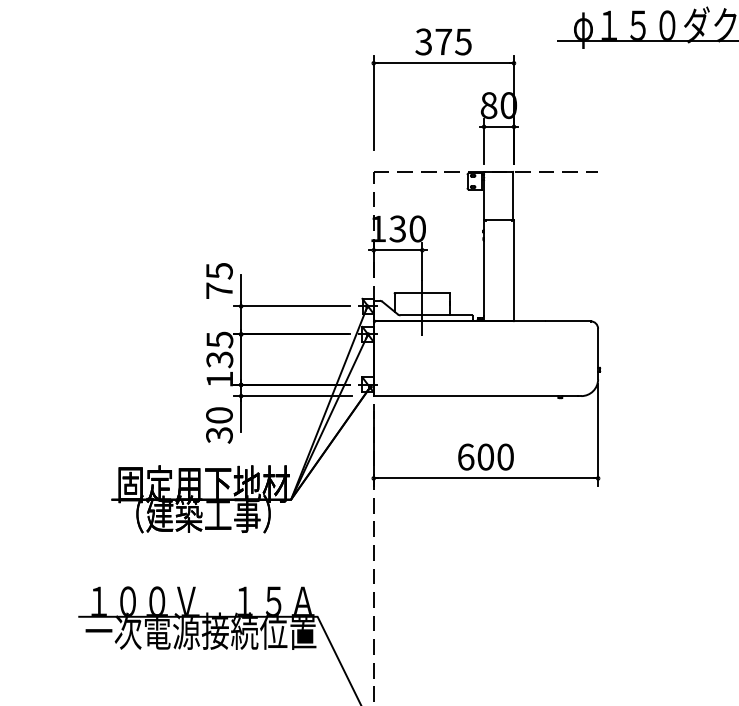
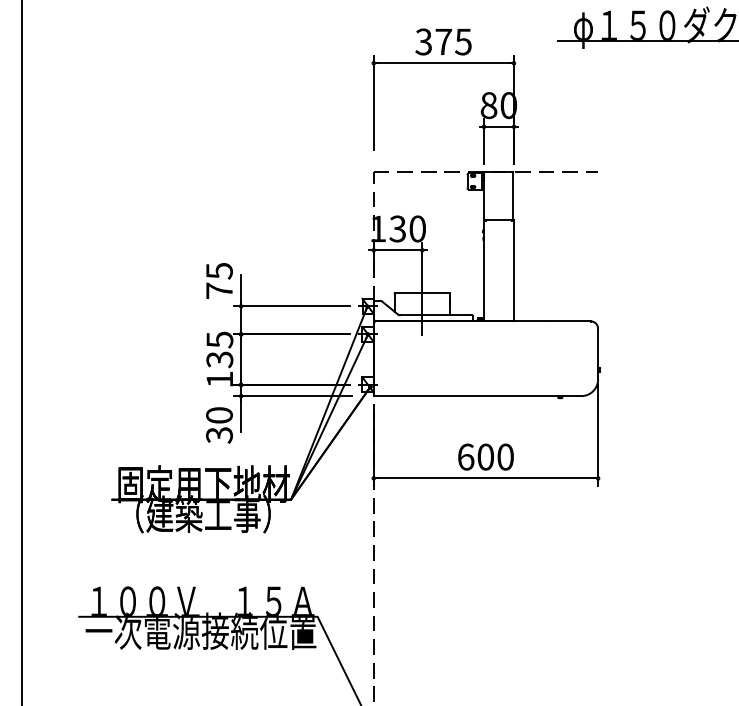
line: none -> present (22, 352)
